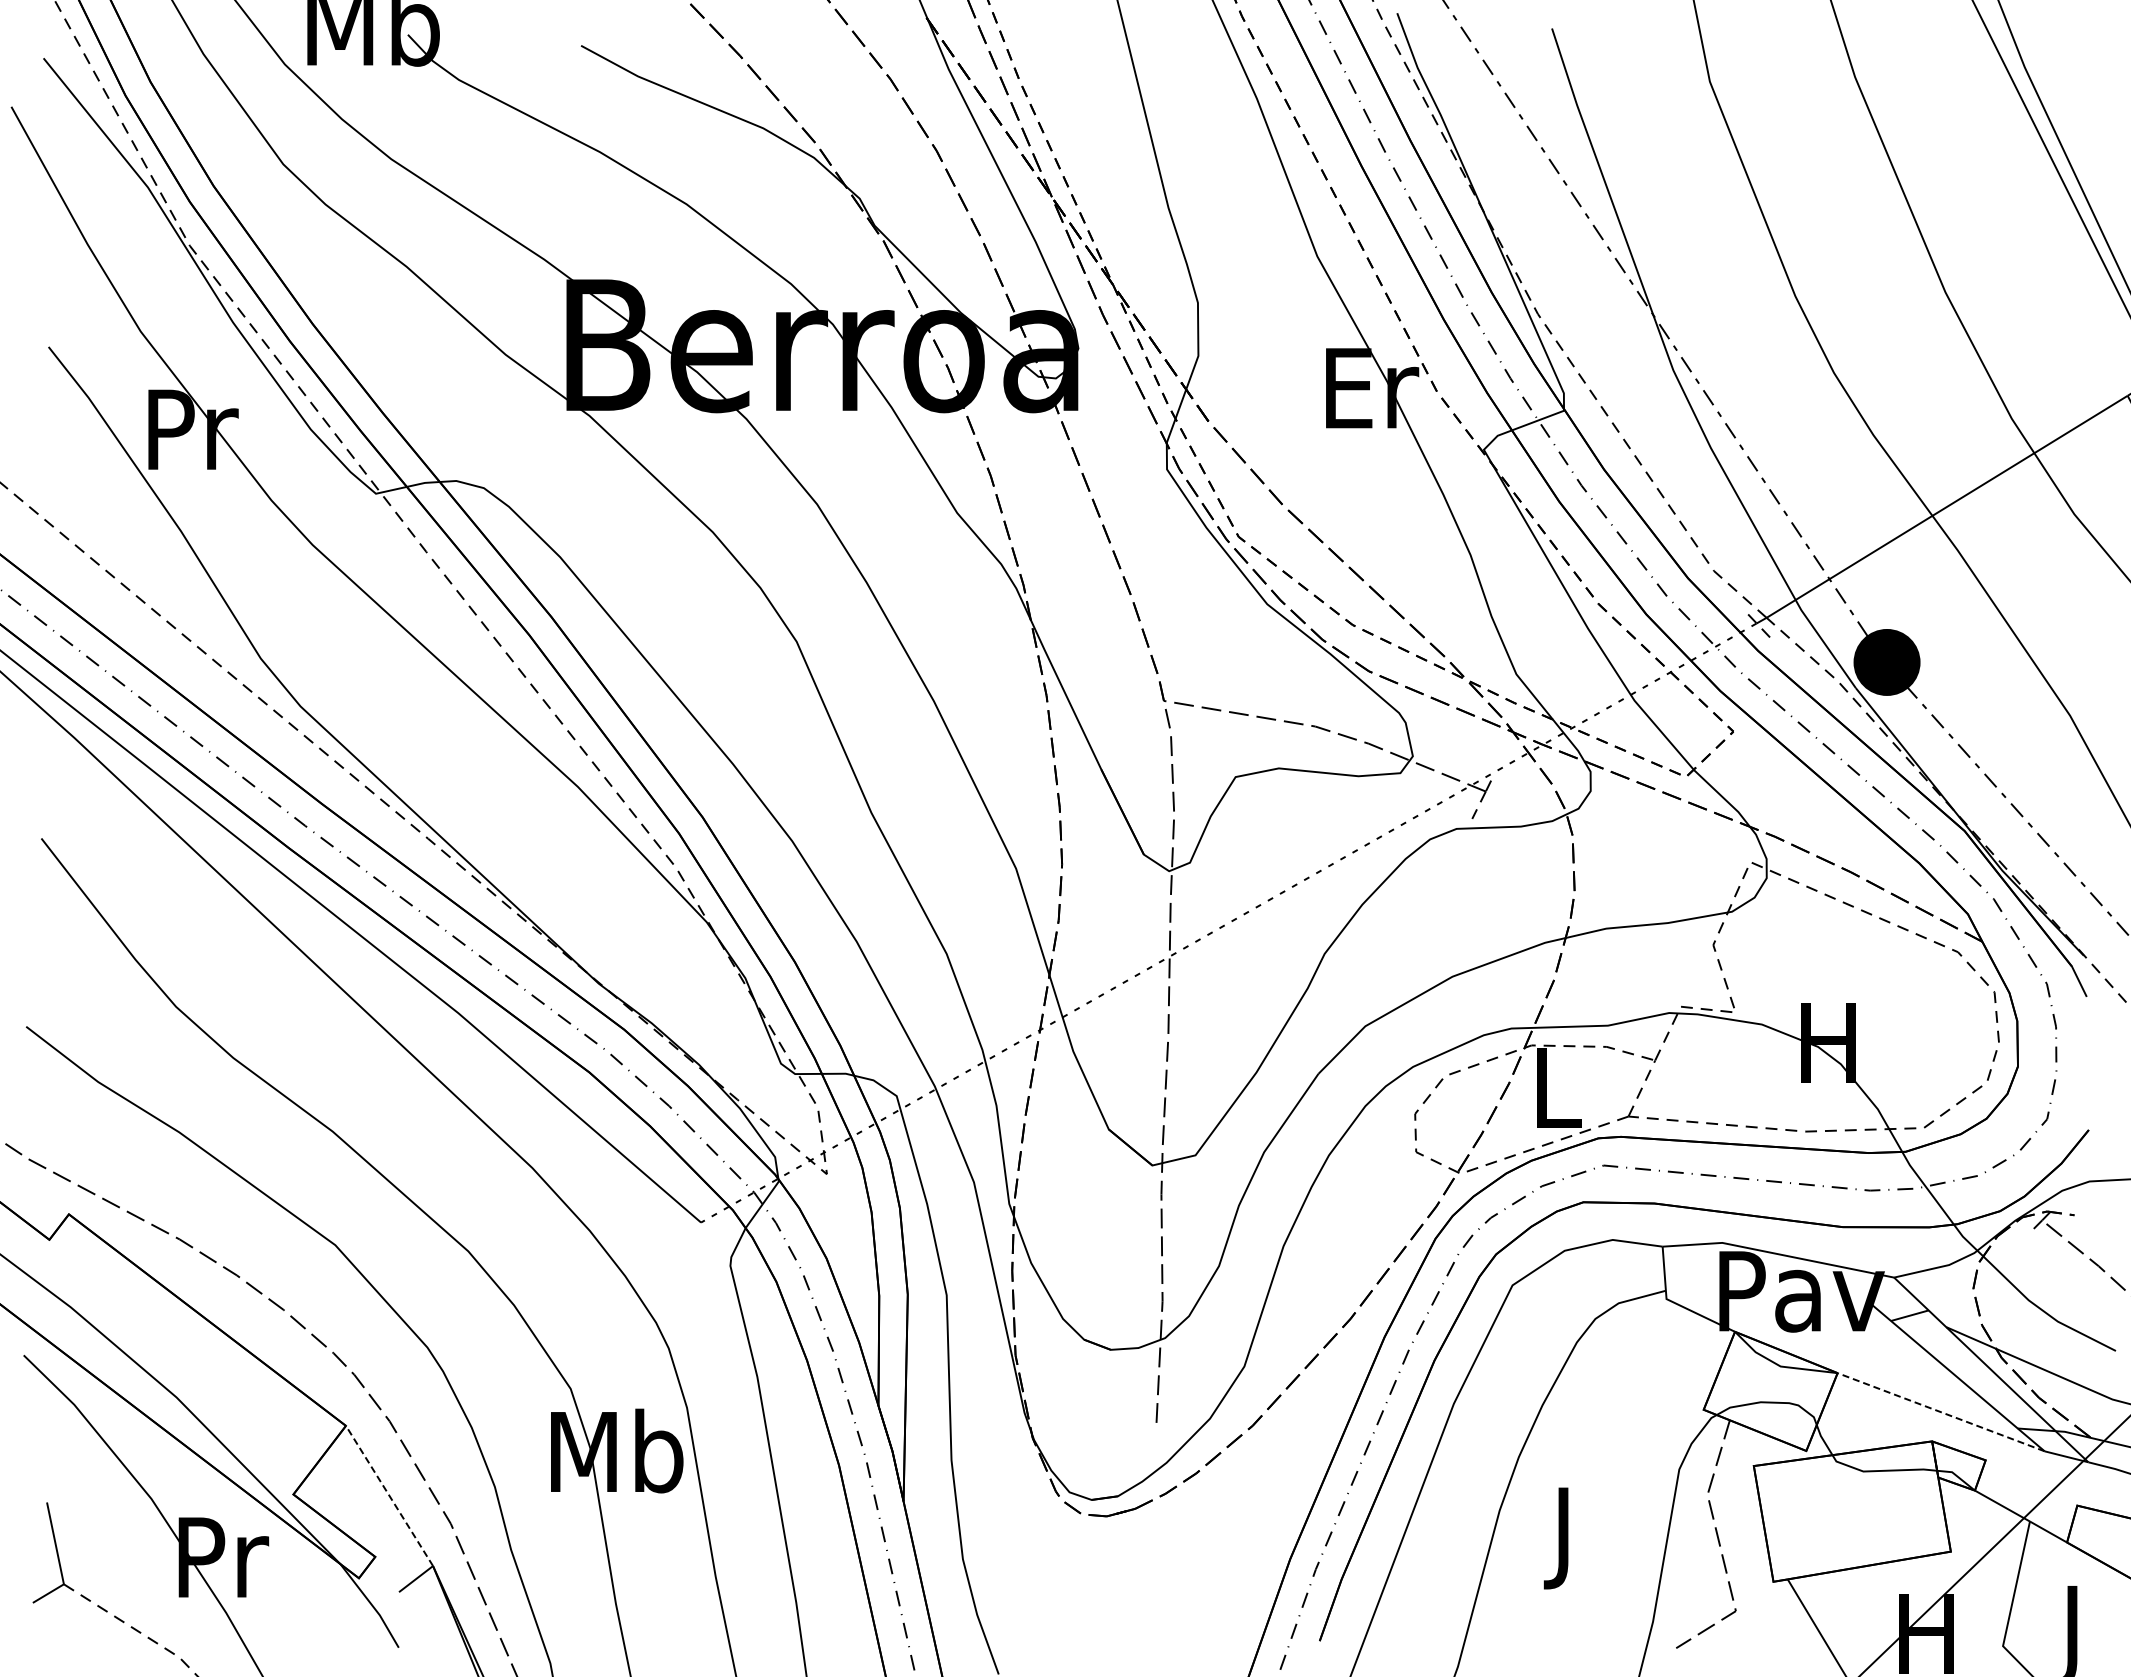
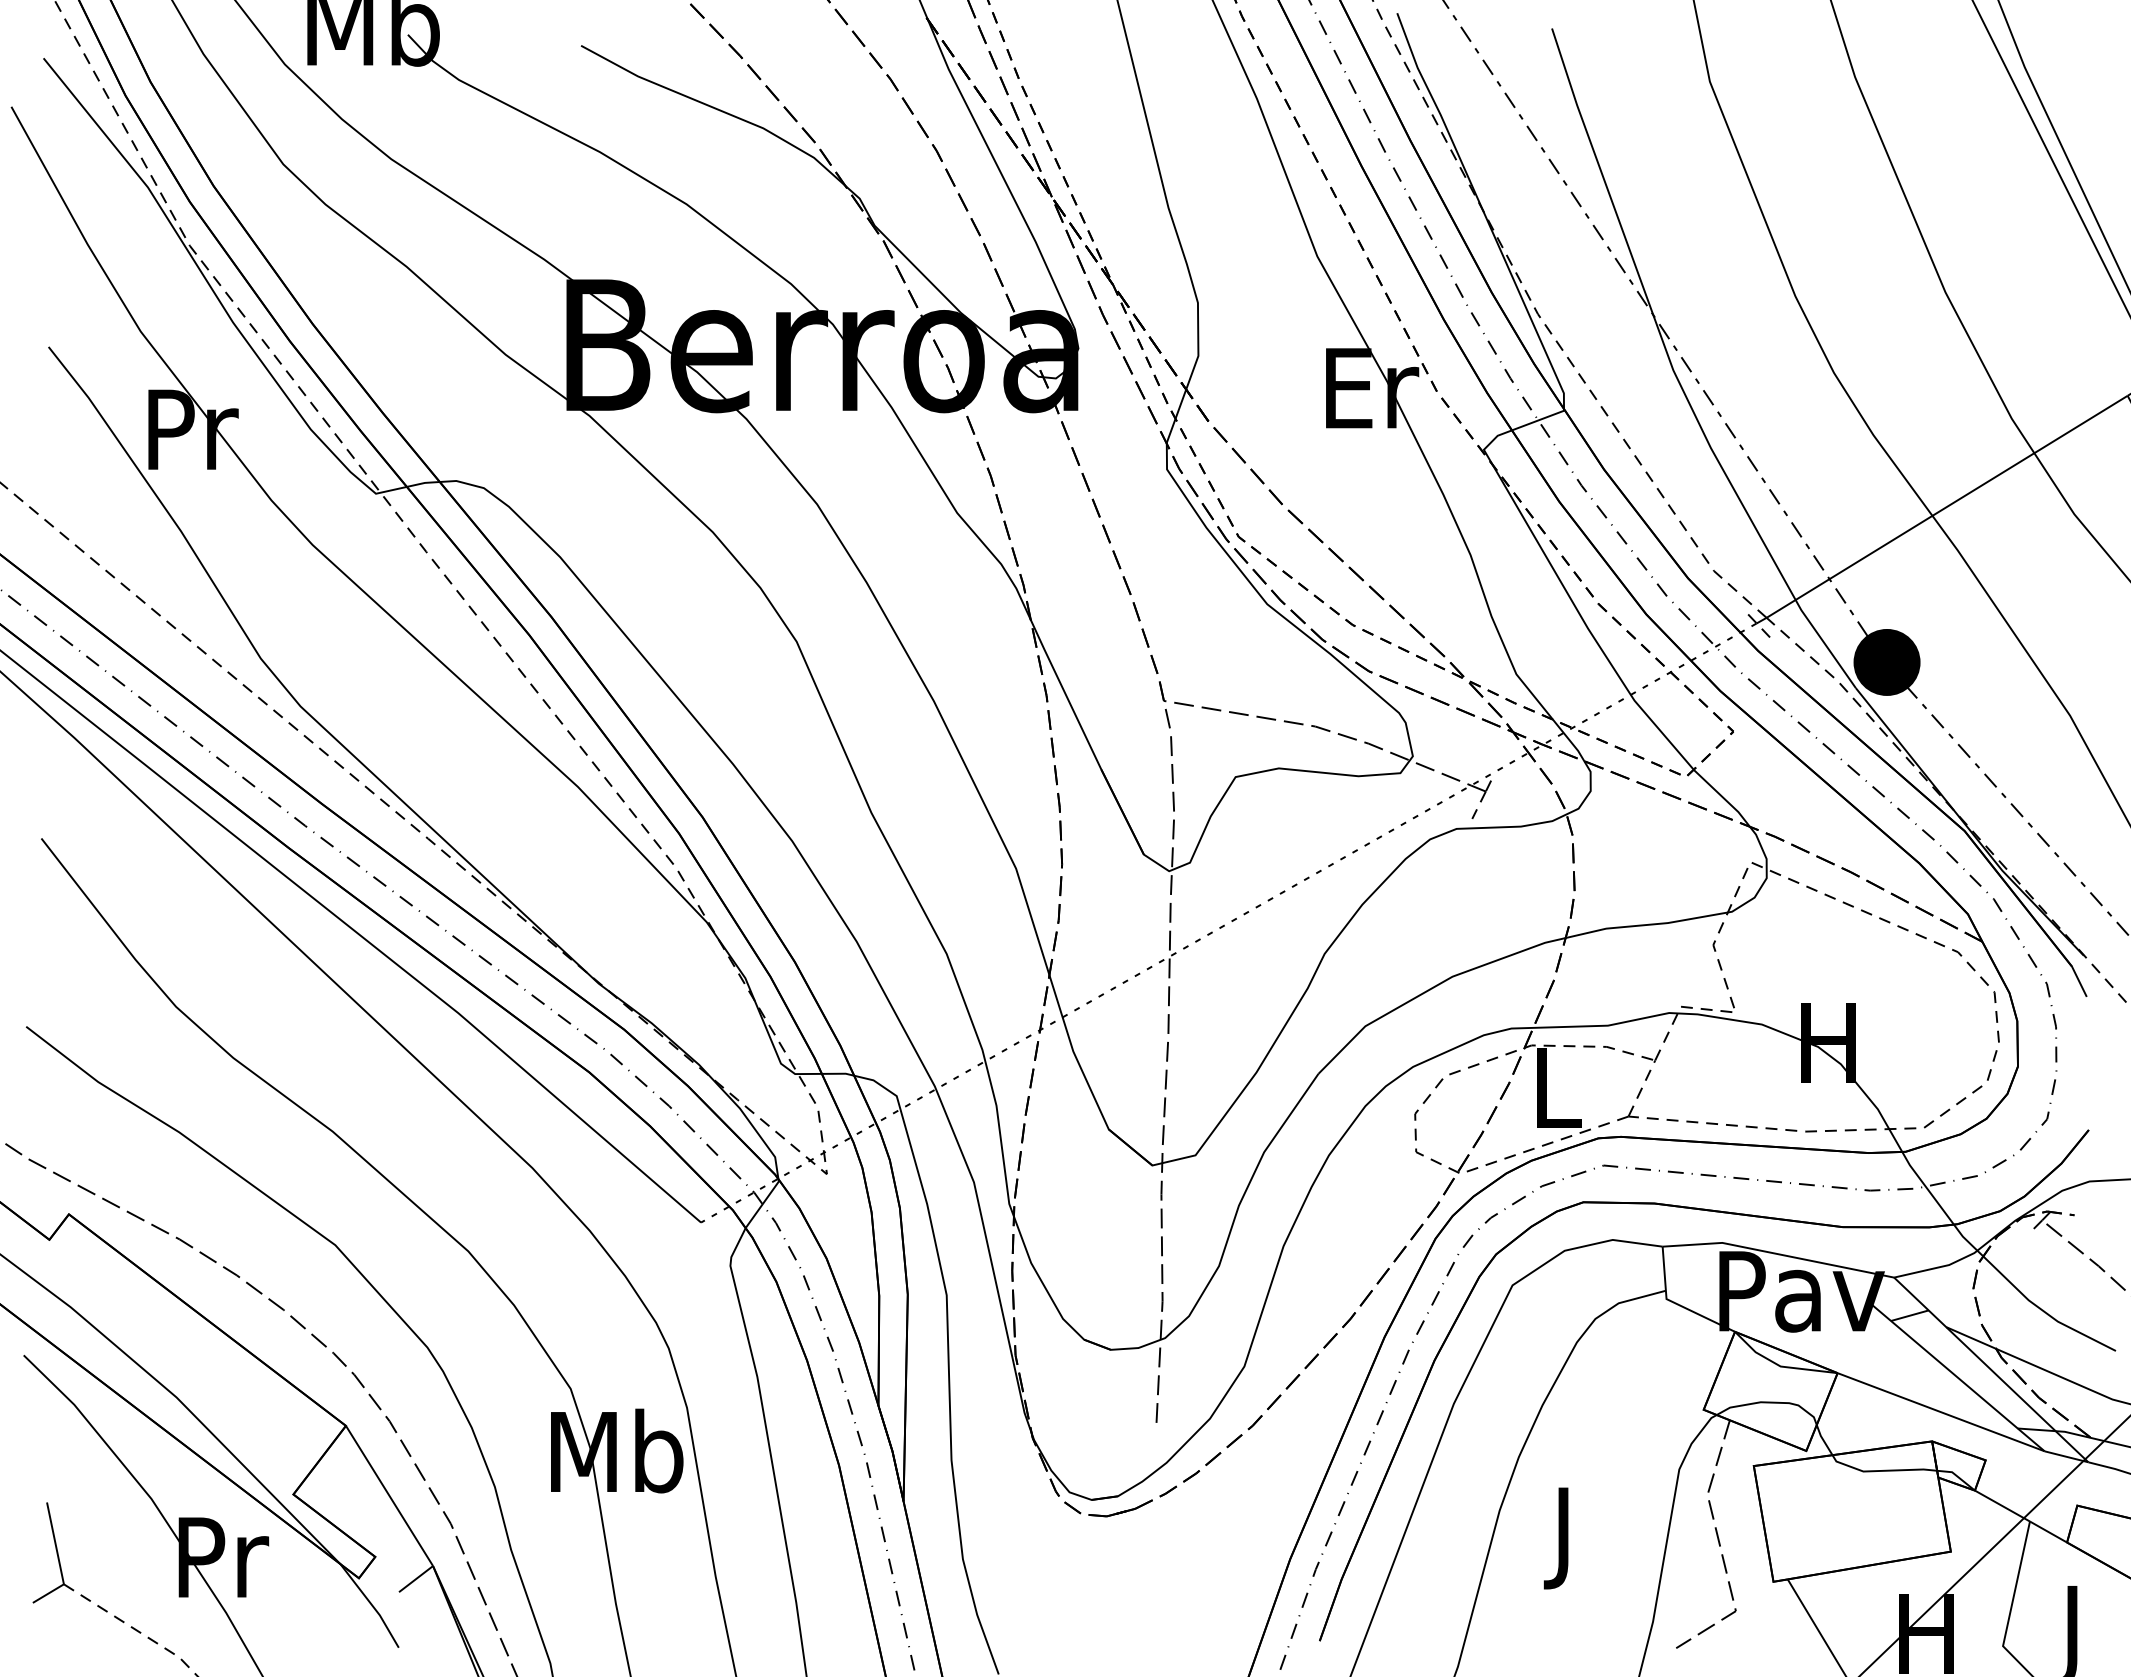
line: dashed -> solid (1941, 1412)
line: dashed -> solid (389, 1495)
